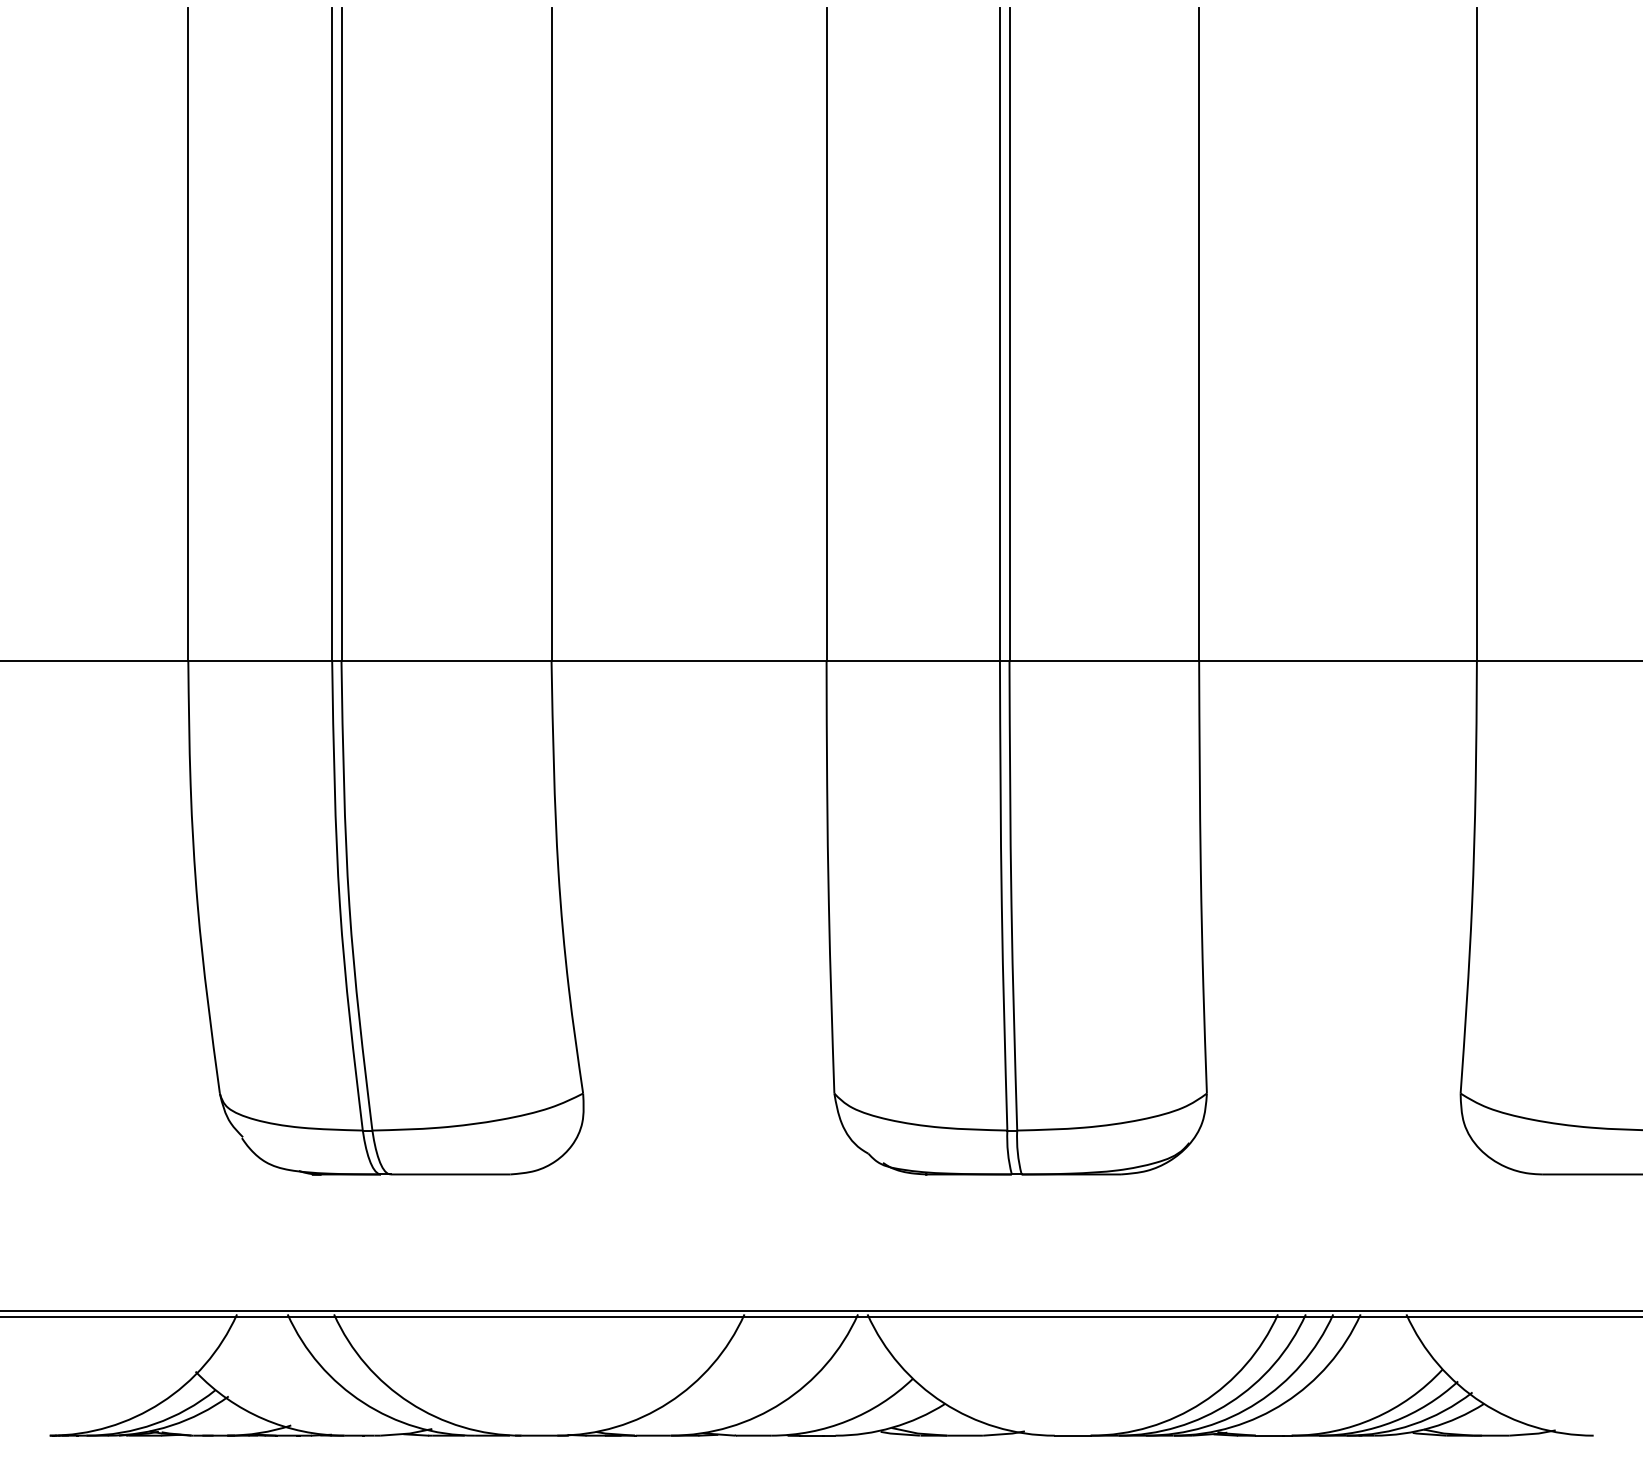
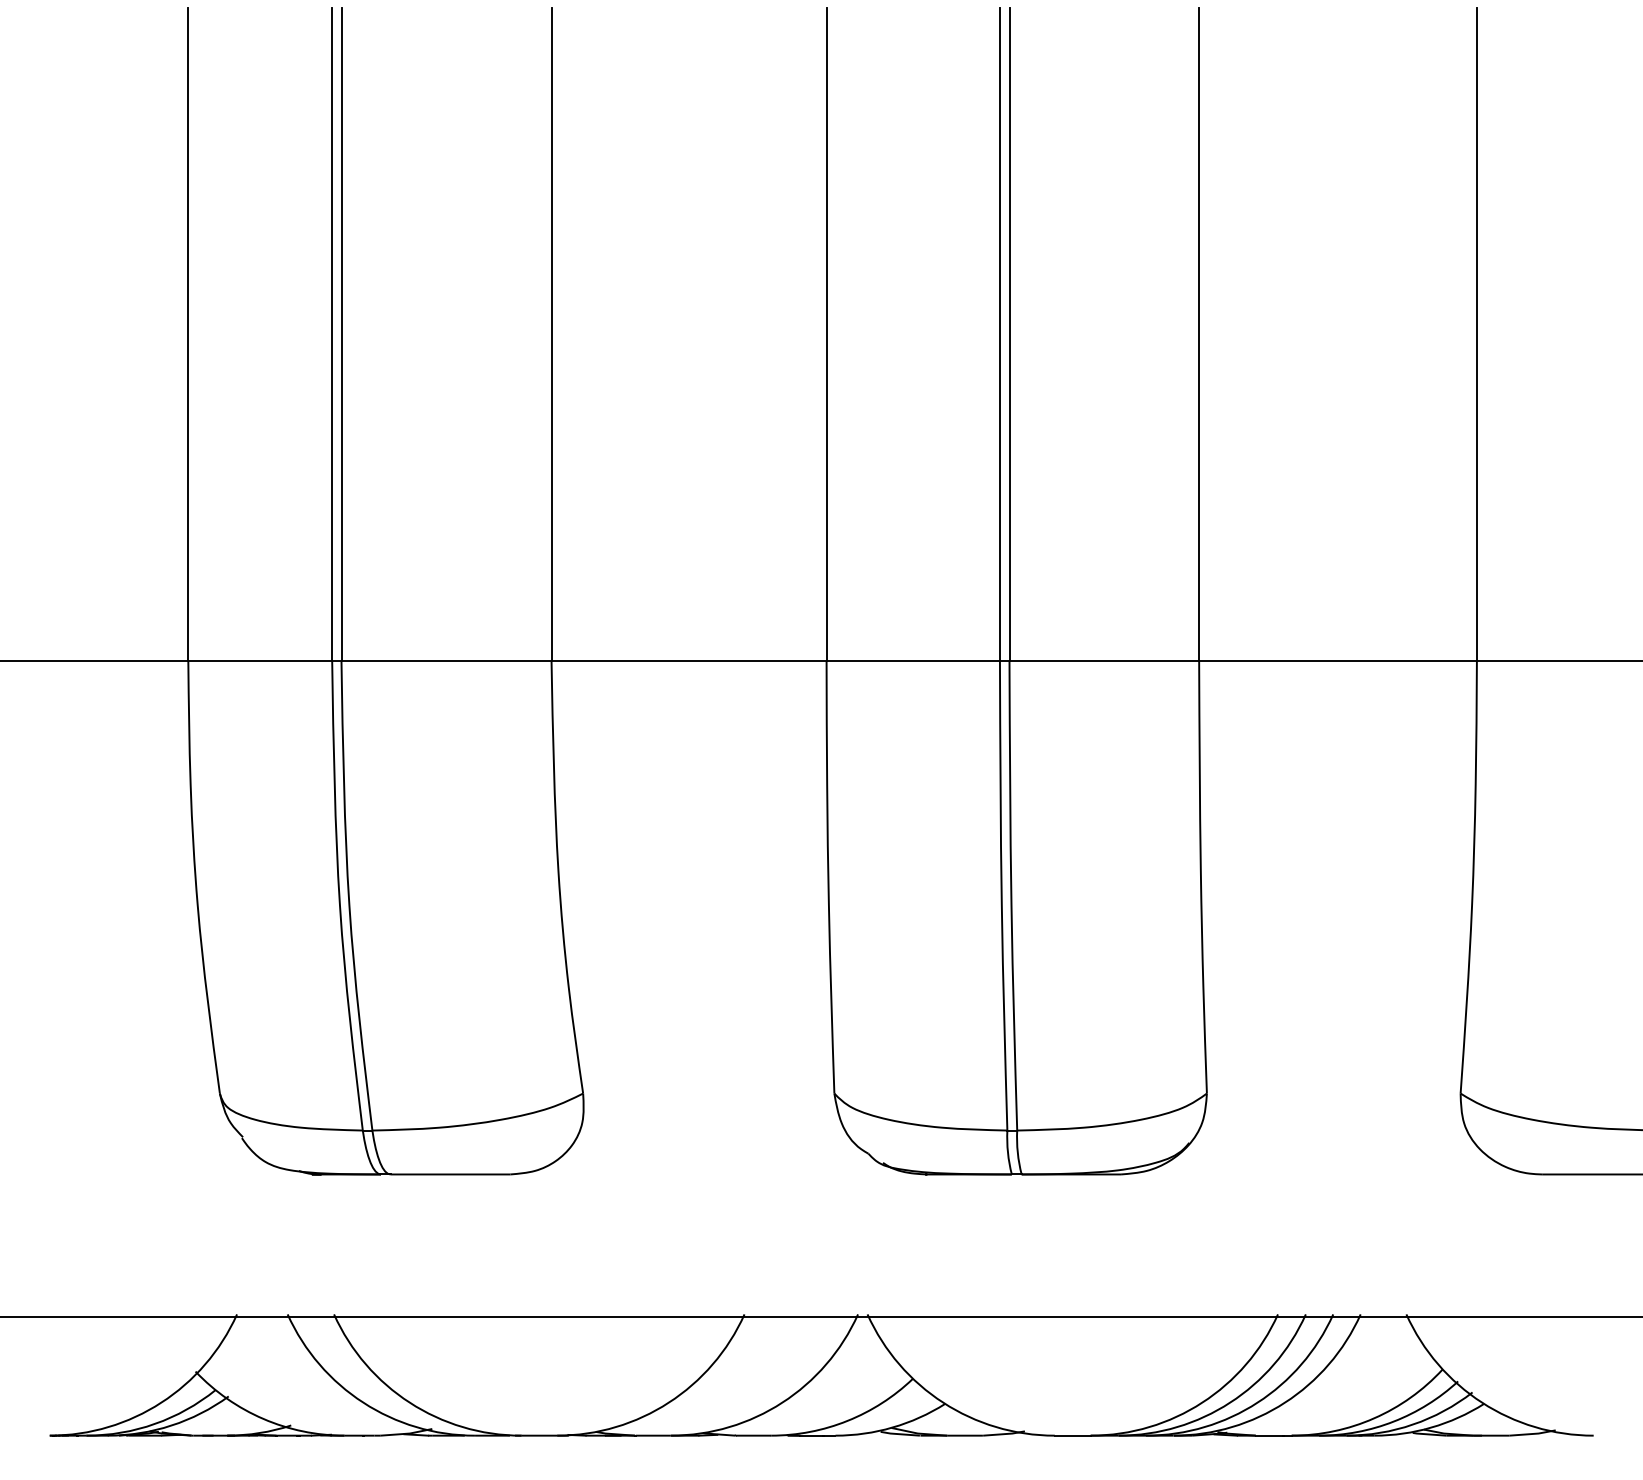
line: present -> none (820, 1310)
